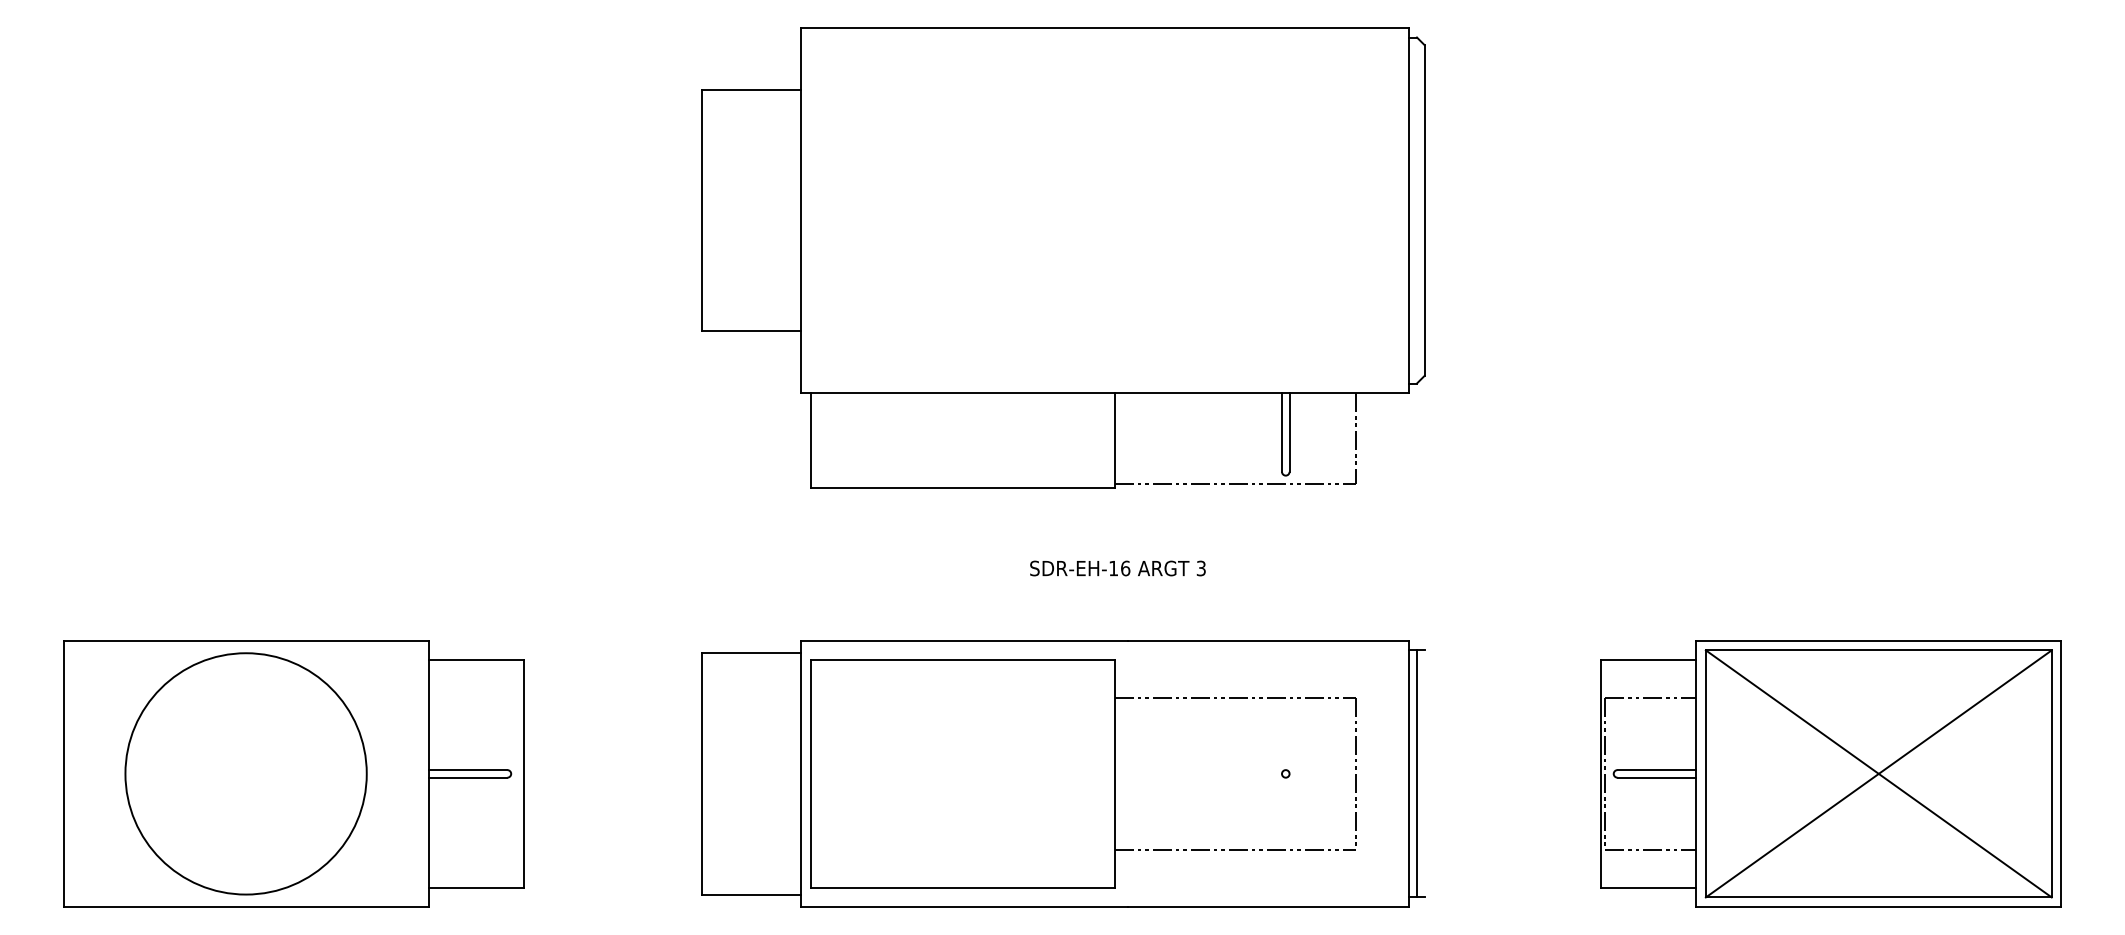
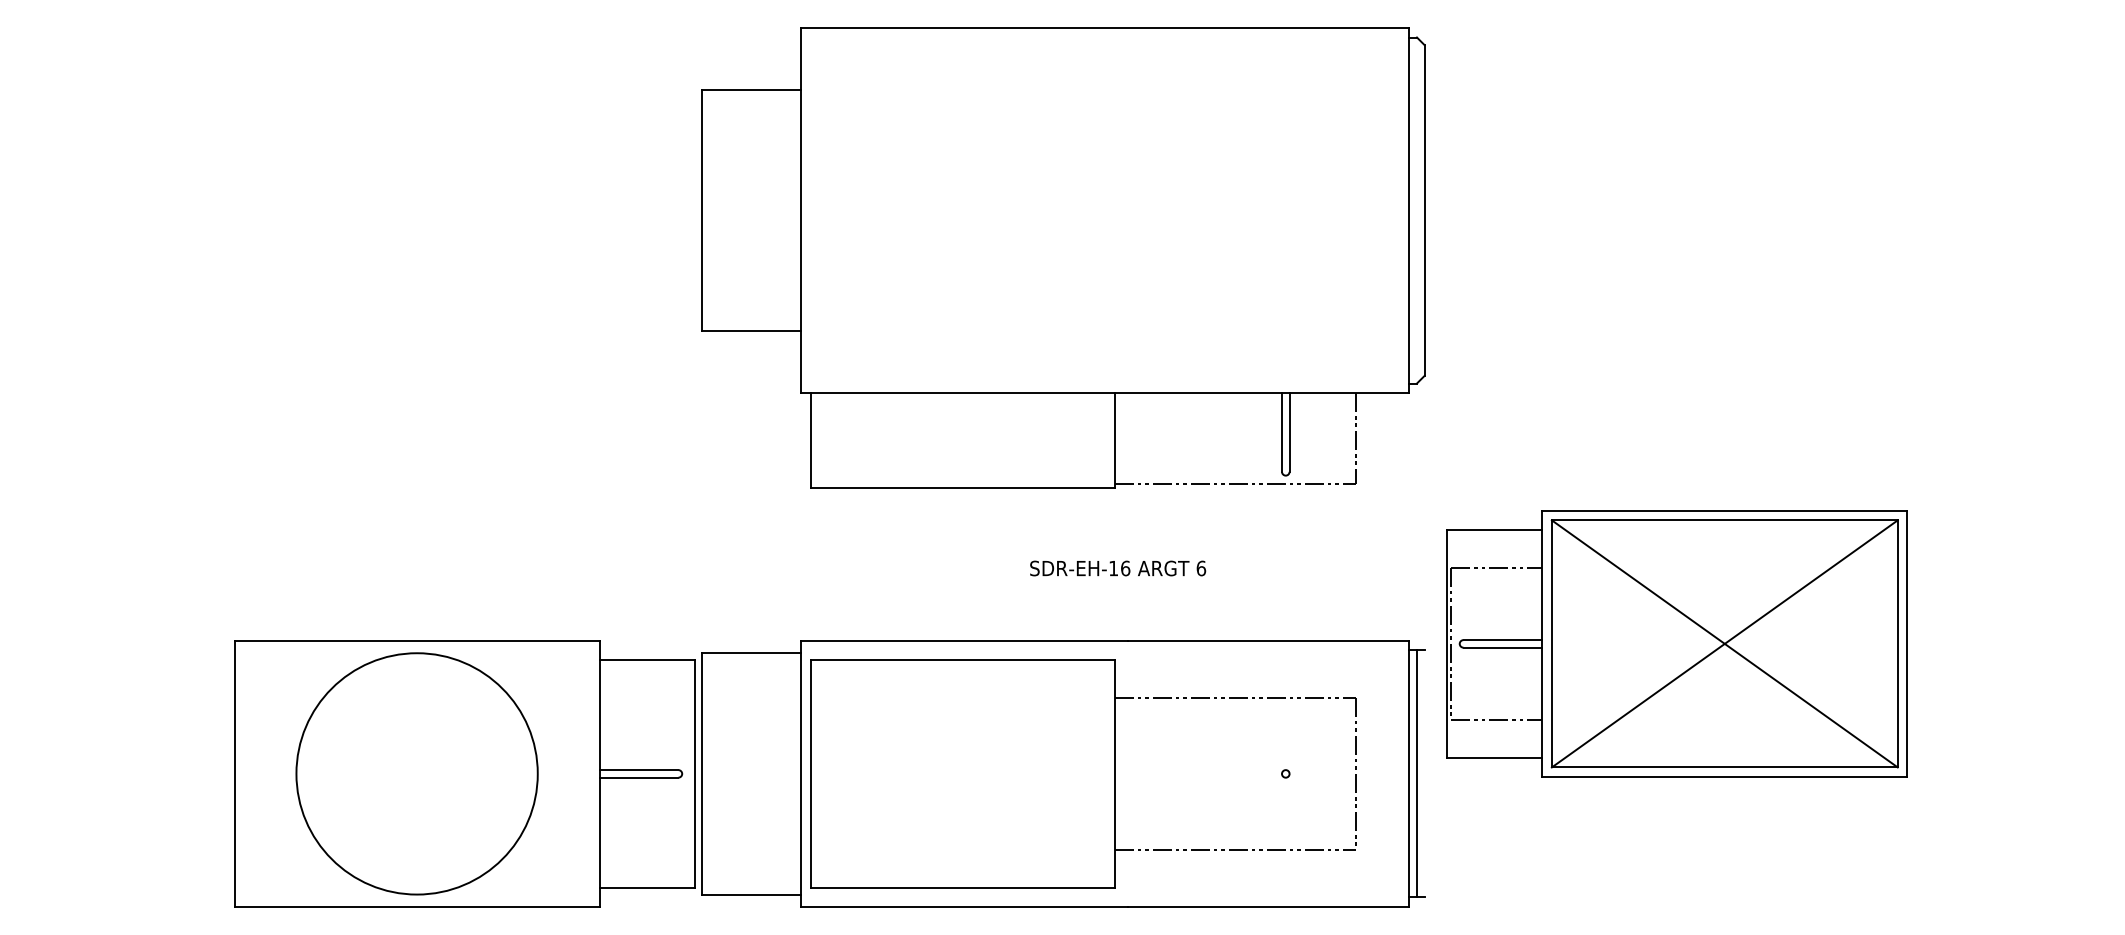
text: 3 -> 6 (1201, 568)
part position: (293, 773) -> (464, 773) (464, 773)
part position: (1830, 773) -> (1676, 643) (1676, 643)
